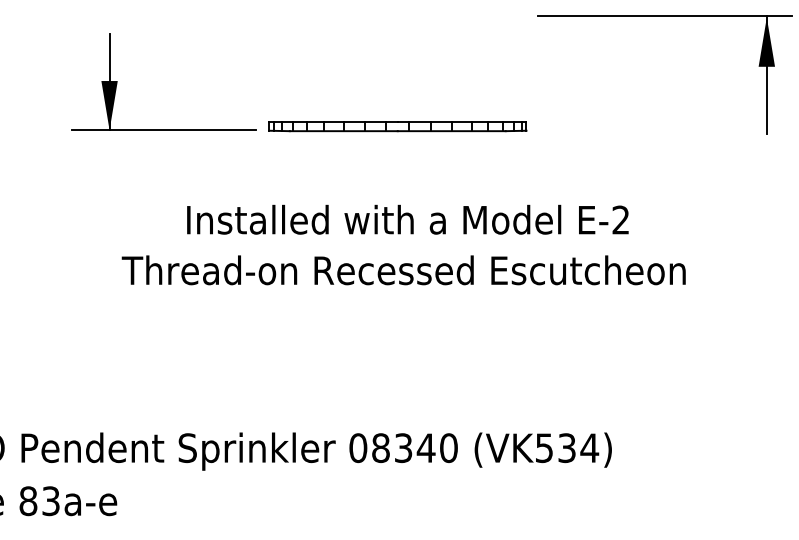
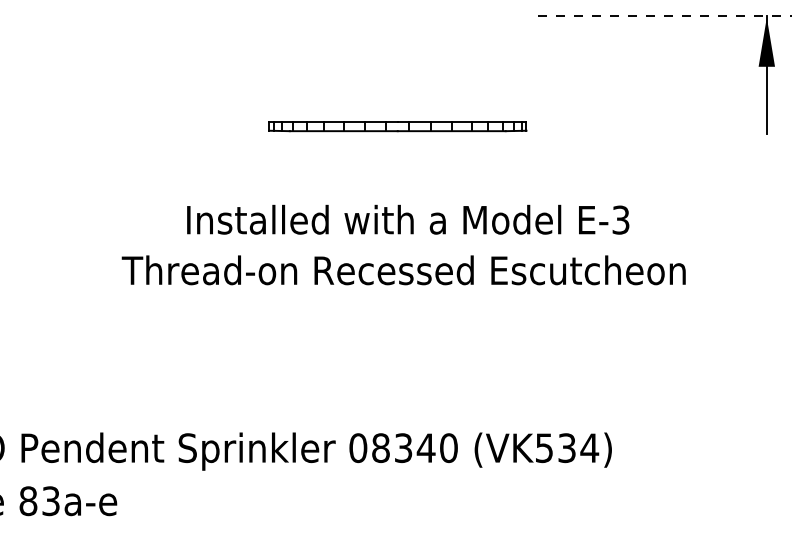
line: solid -> dashed (665, 15)
part: present -> none (117, 81)
text: E-2 -> E-3 (620, 219)
